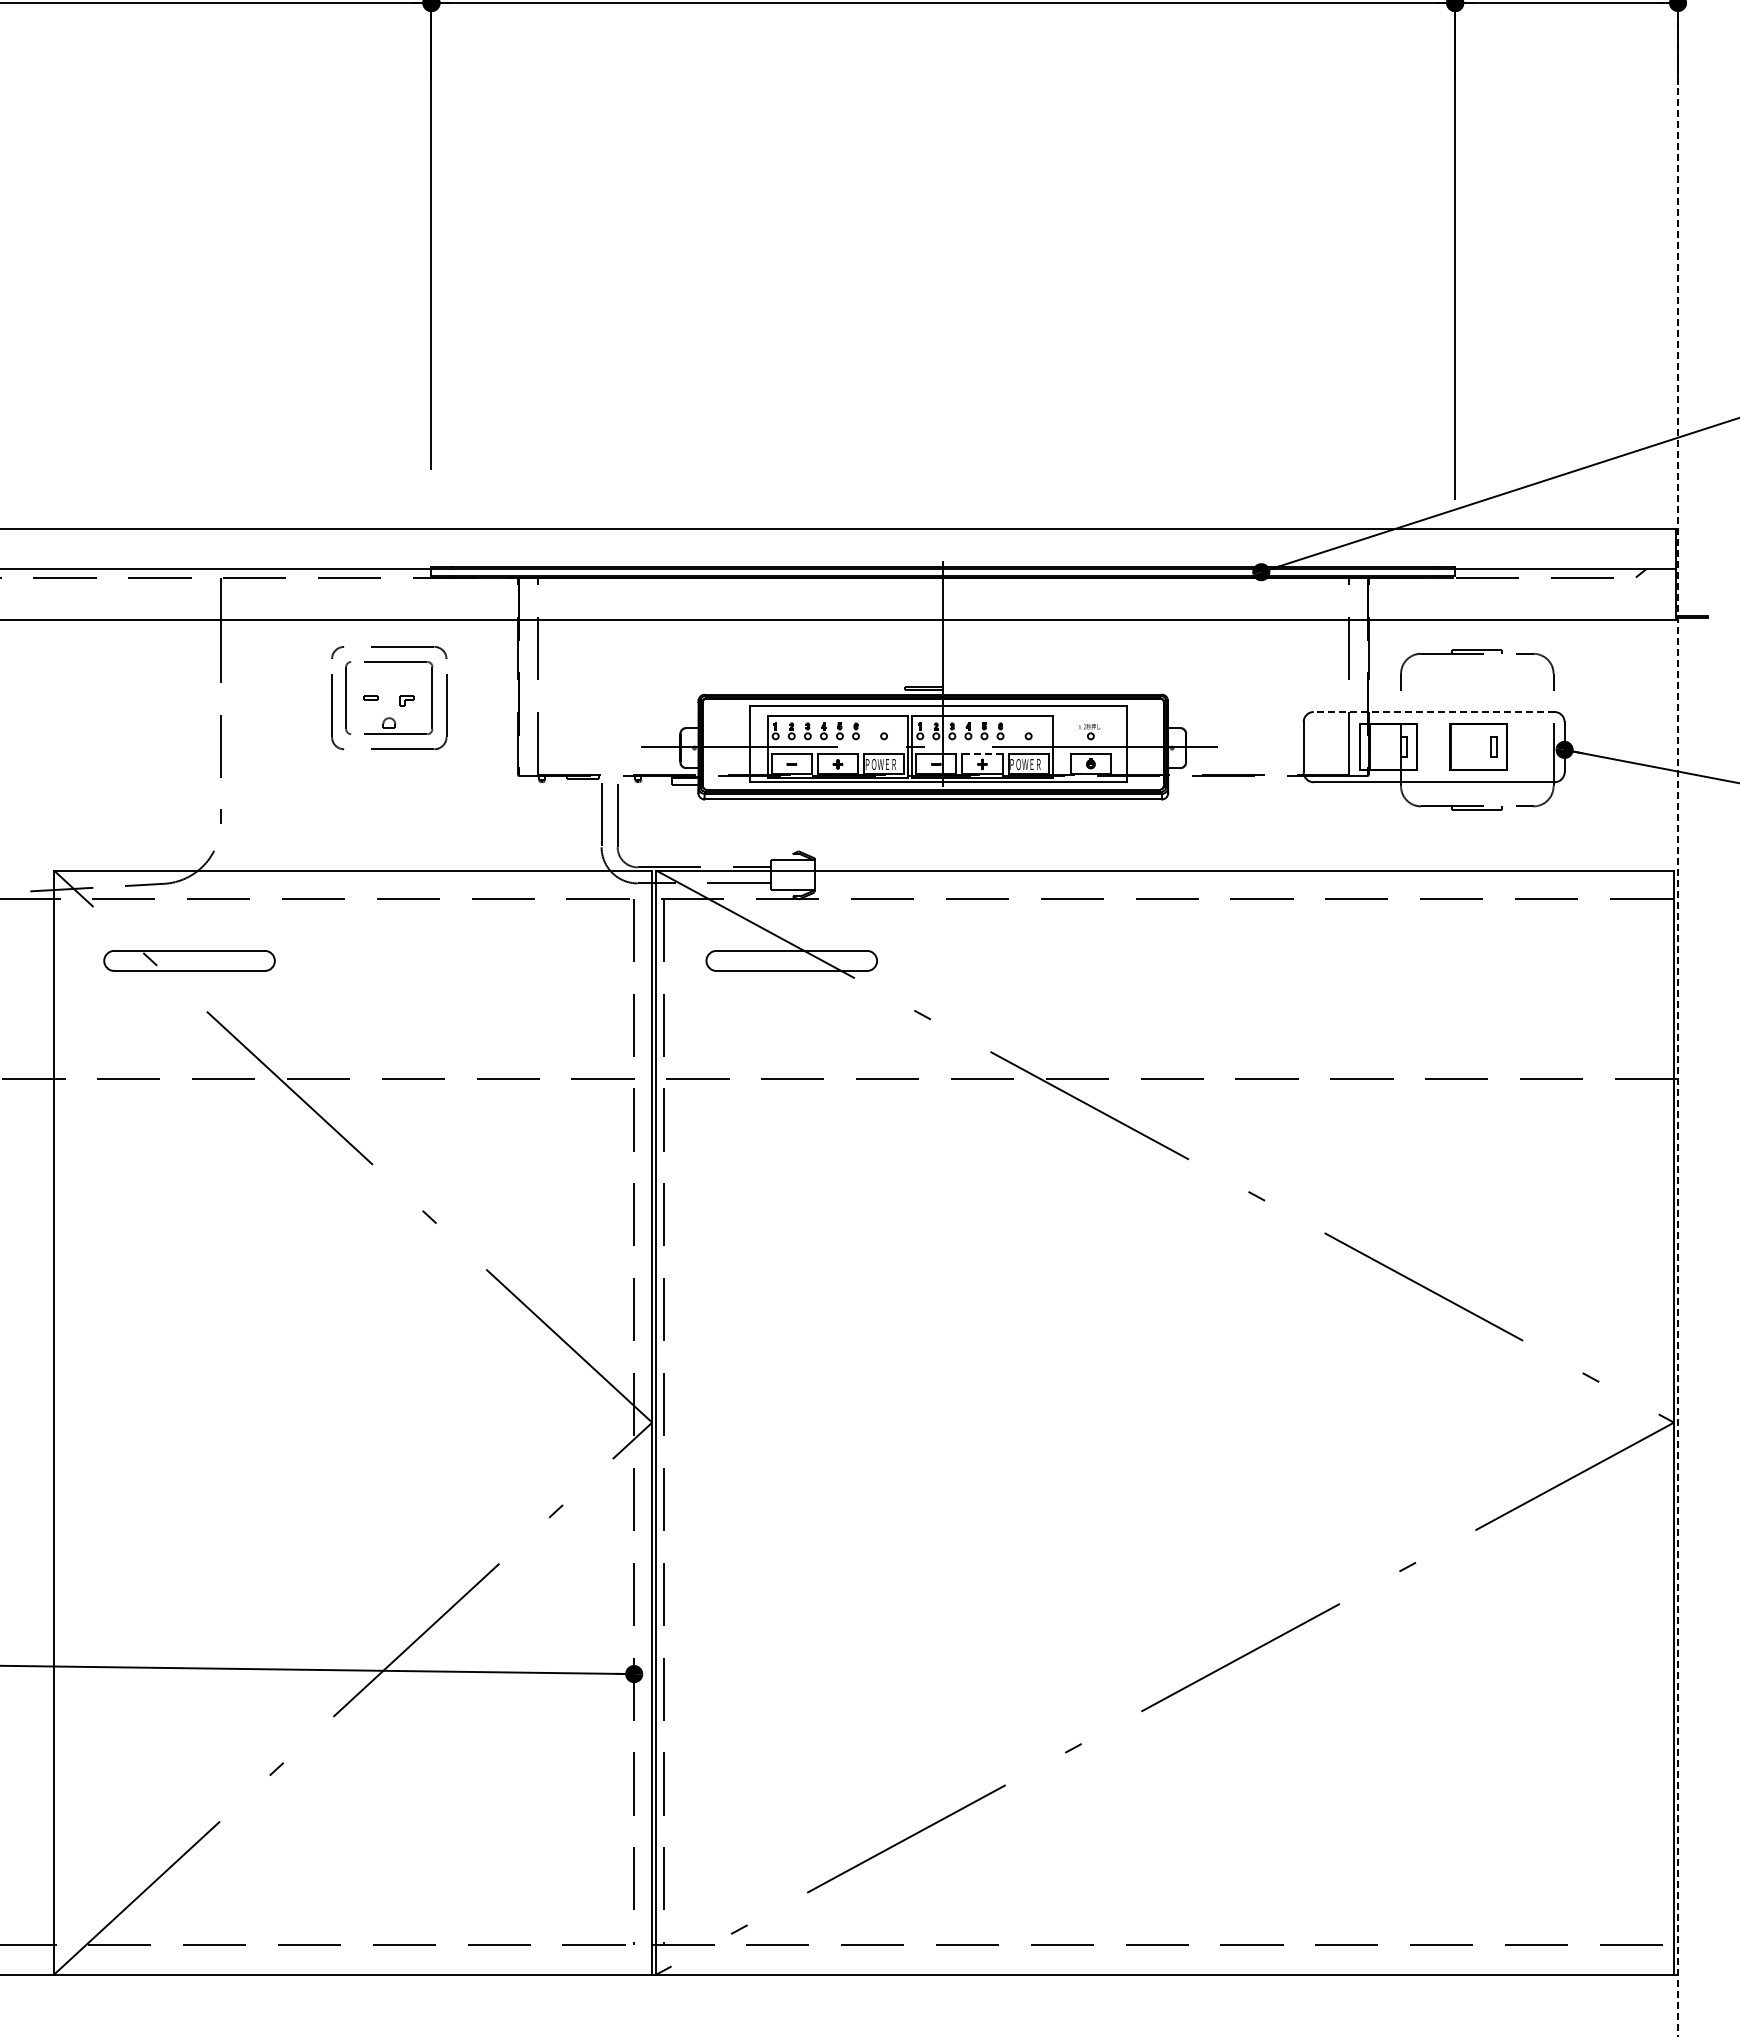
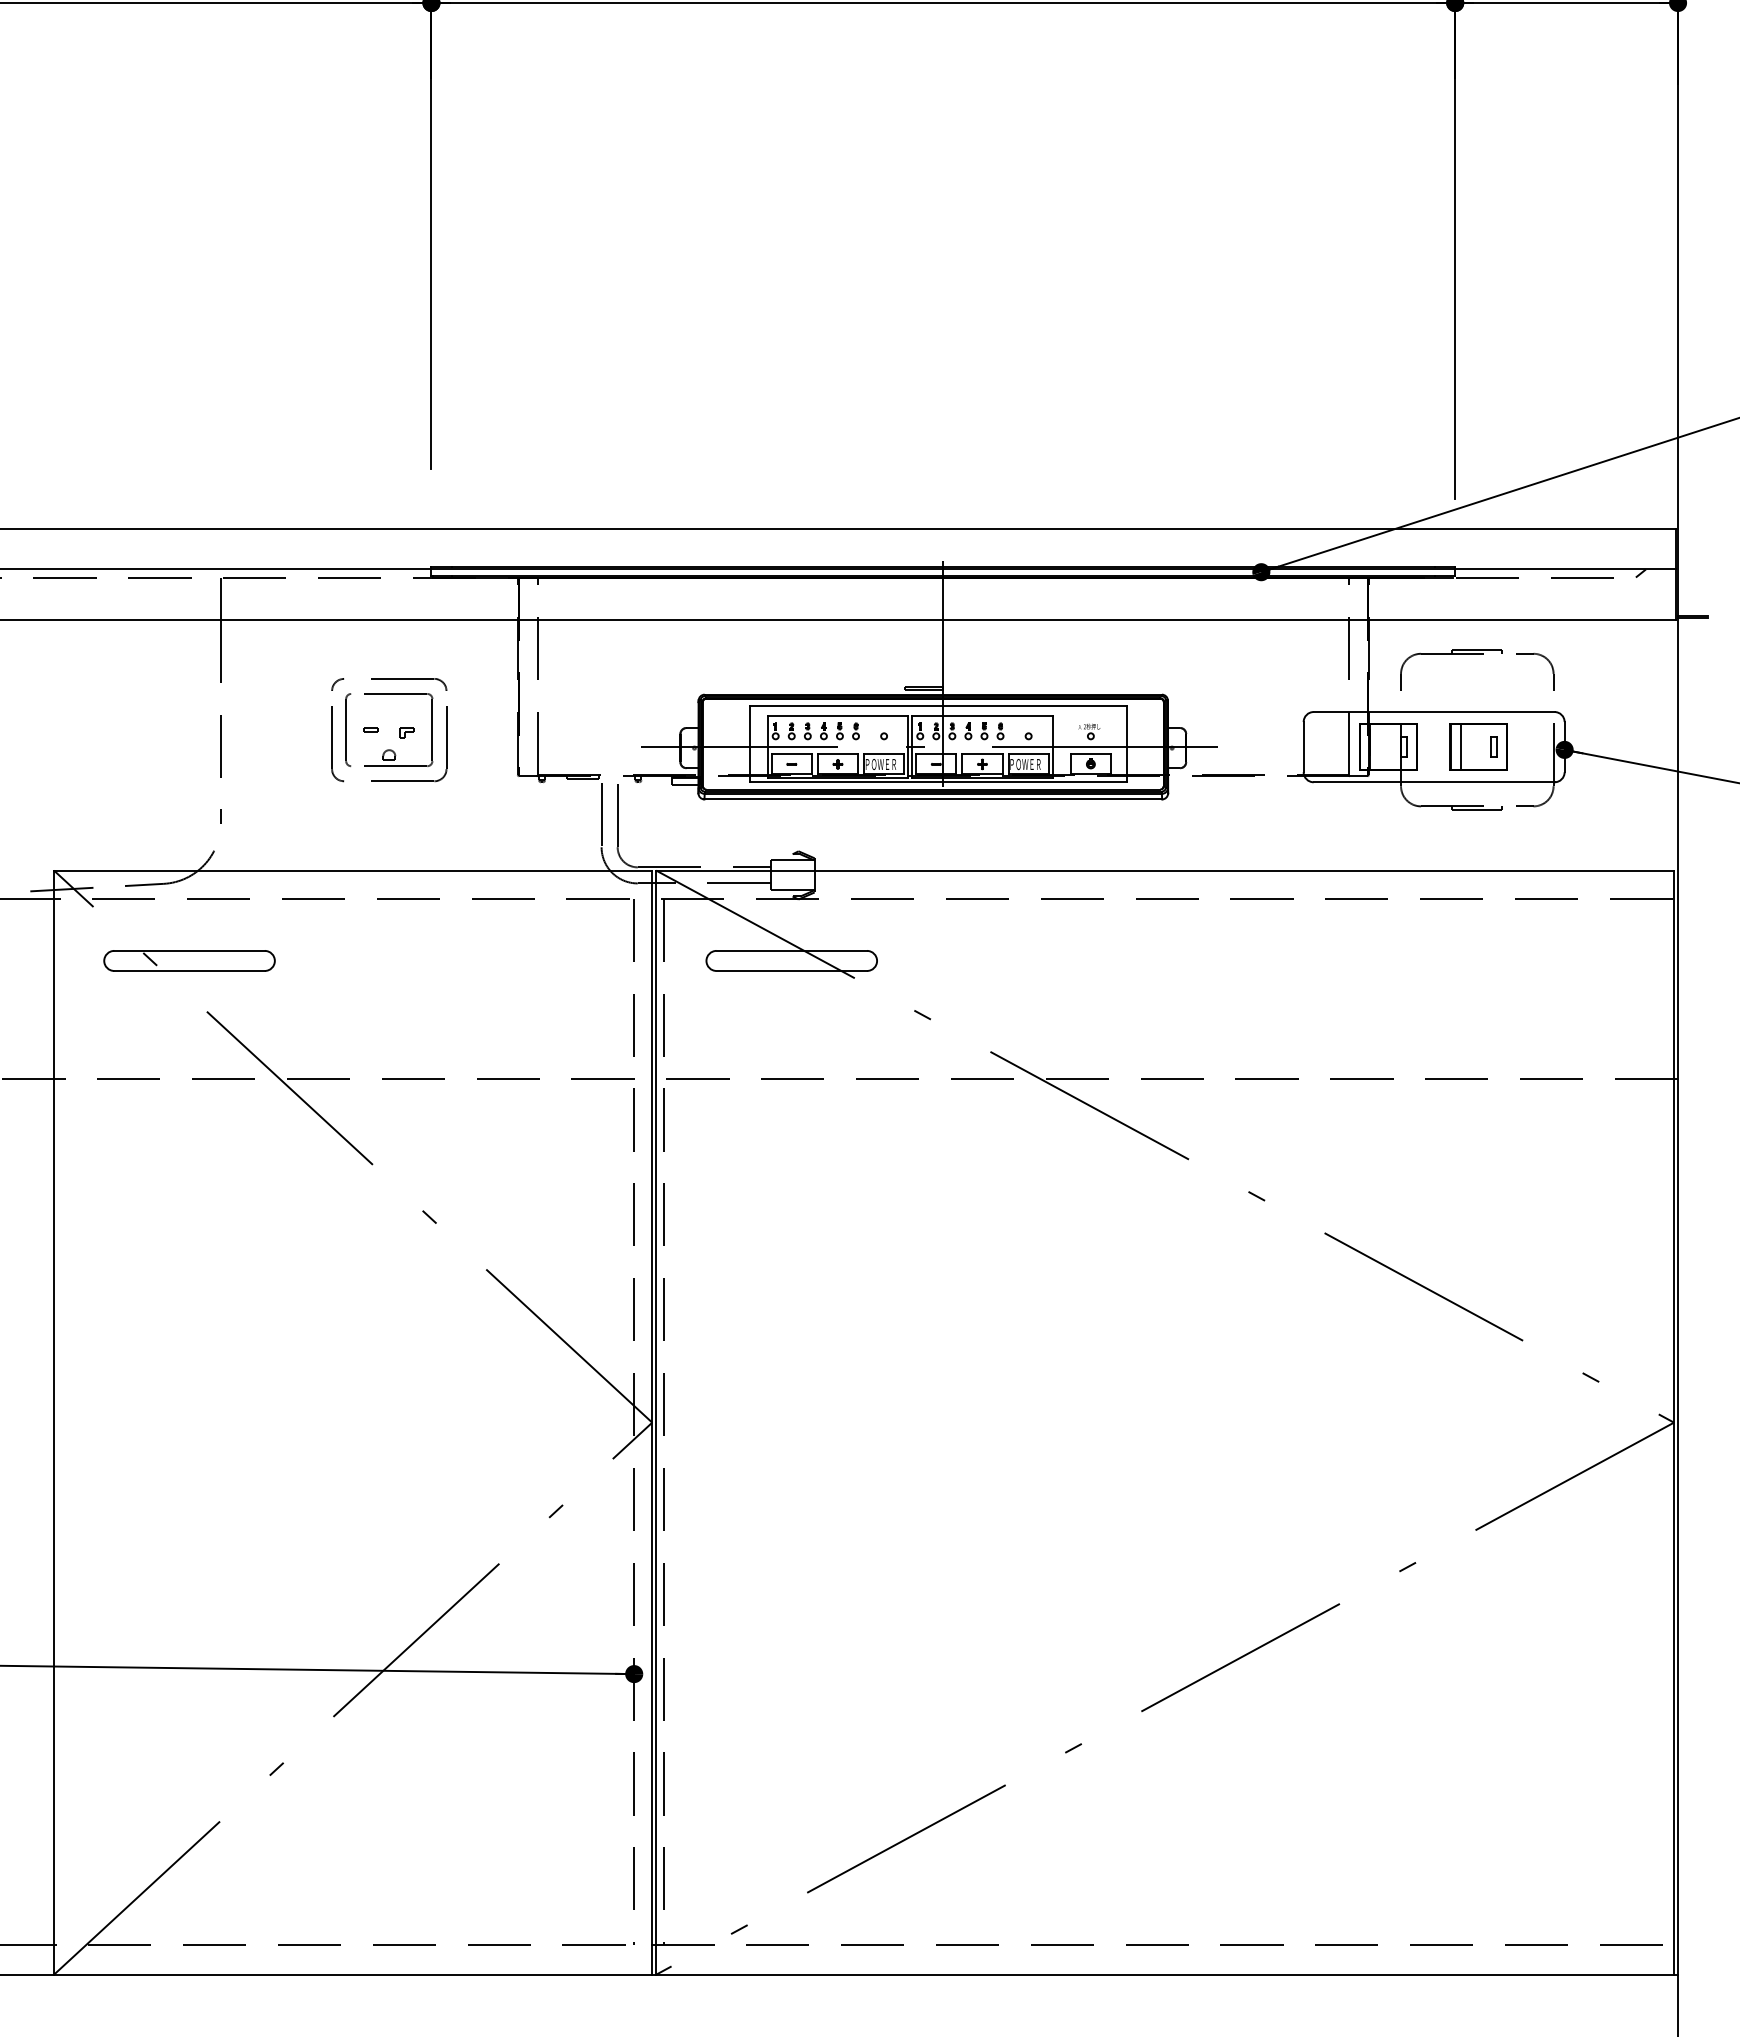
part position: (399, 698) -> (399, 730) (399, 730)
line: dashed -> solid (1433, 712)
line: none -> present (1460, 746)
line: dashed -> solid (982, 754)
line: dashed -> solid (1678, 1019)
